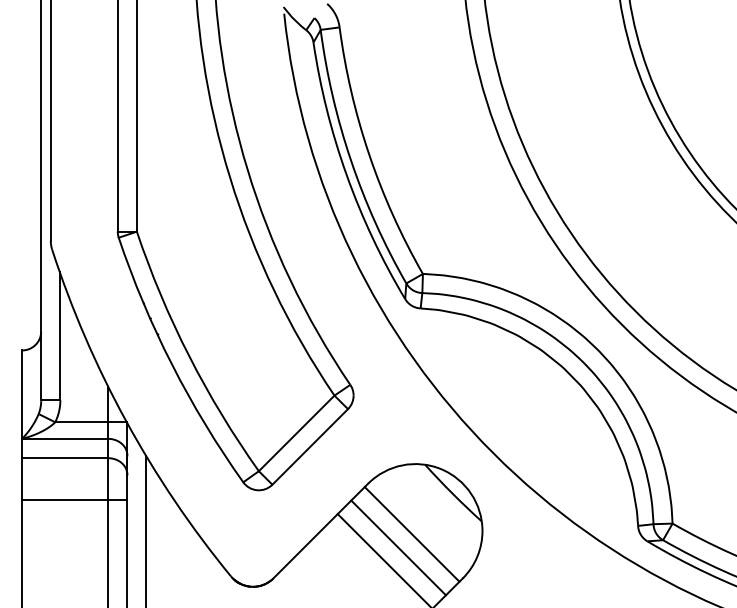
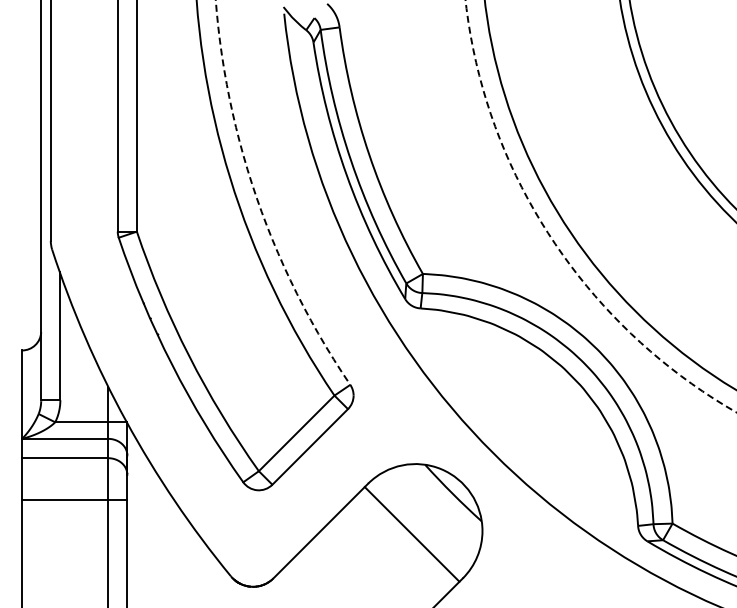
arc: solid -> dashed (257, 200)
arc: solid -> dashed (553, 240)
line: present -> none (146, 530)
line: present -> none (398, 547)
line: present -> none (382, 559)
